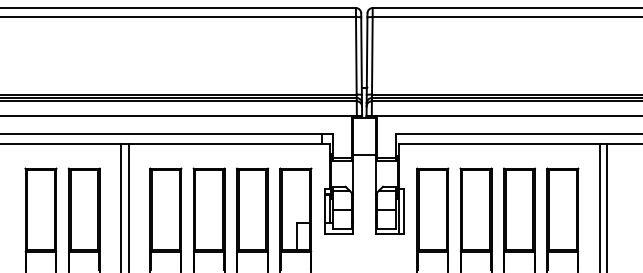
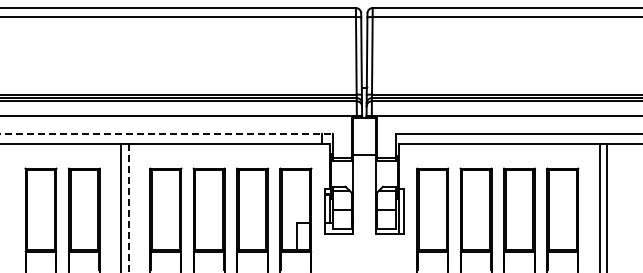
line: solid -> dashed (167, 133)
line: solid -> dashed (128, 208)
